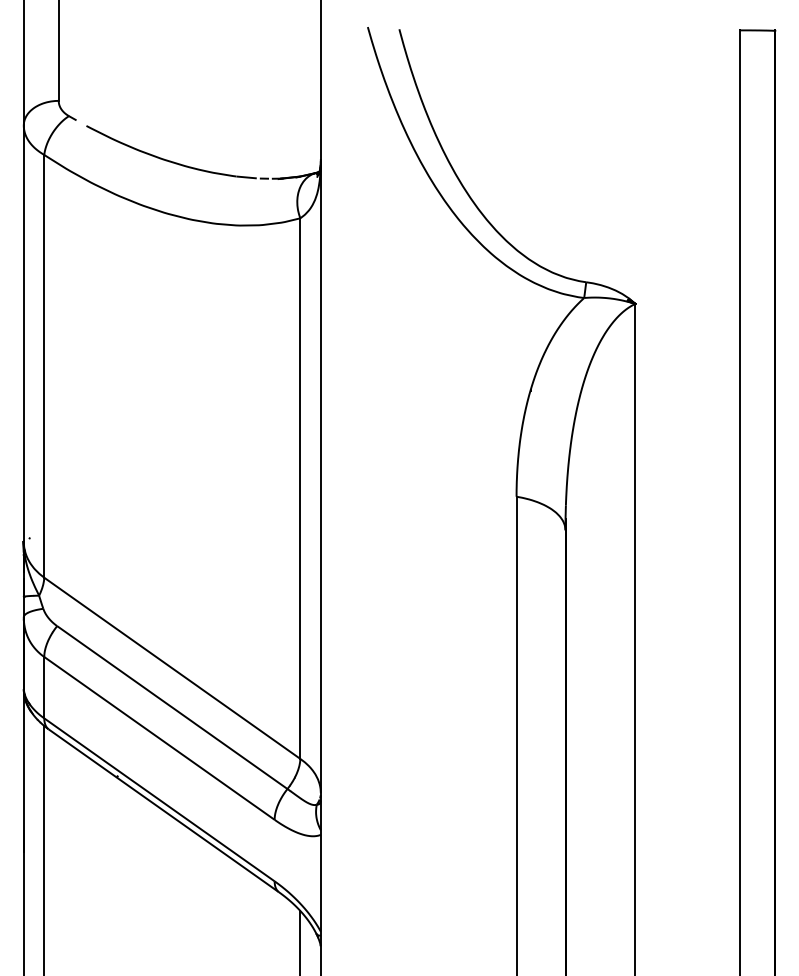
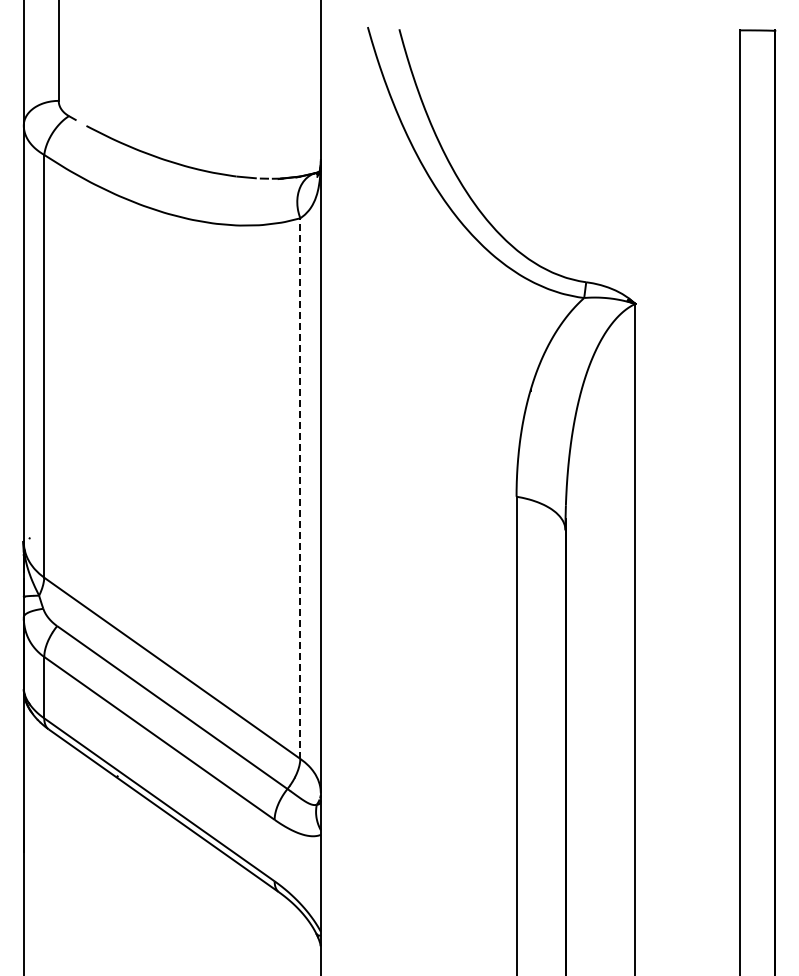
line: solid -> dashed (300, 488)
line: present -> none (44, 848)
line: present -> none (300, 941)
